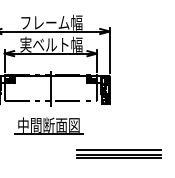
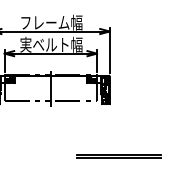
part: present -> none (48, 125)
line: present -> none (118, 149)
